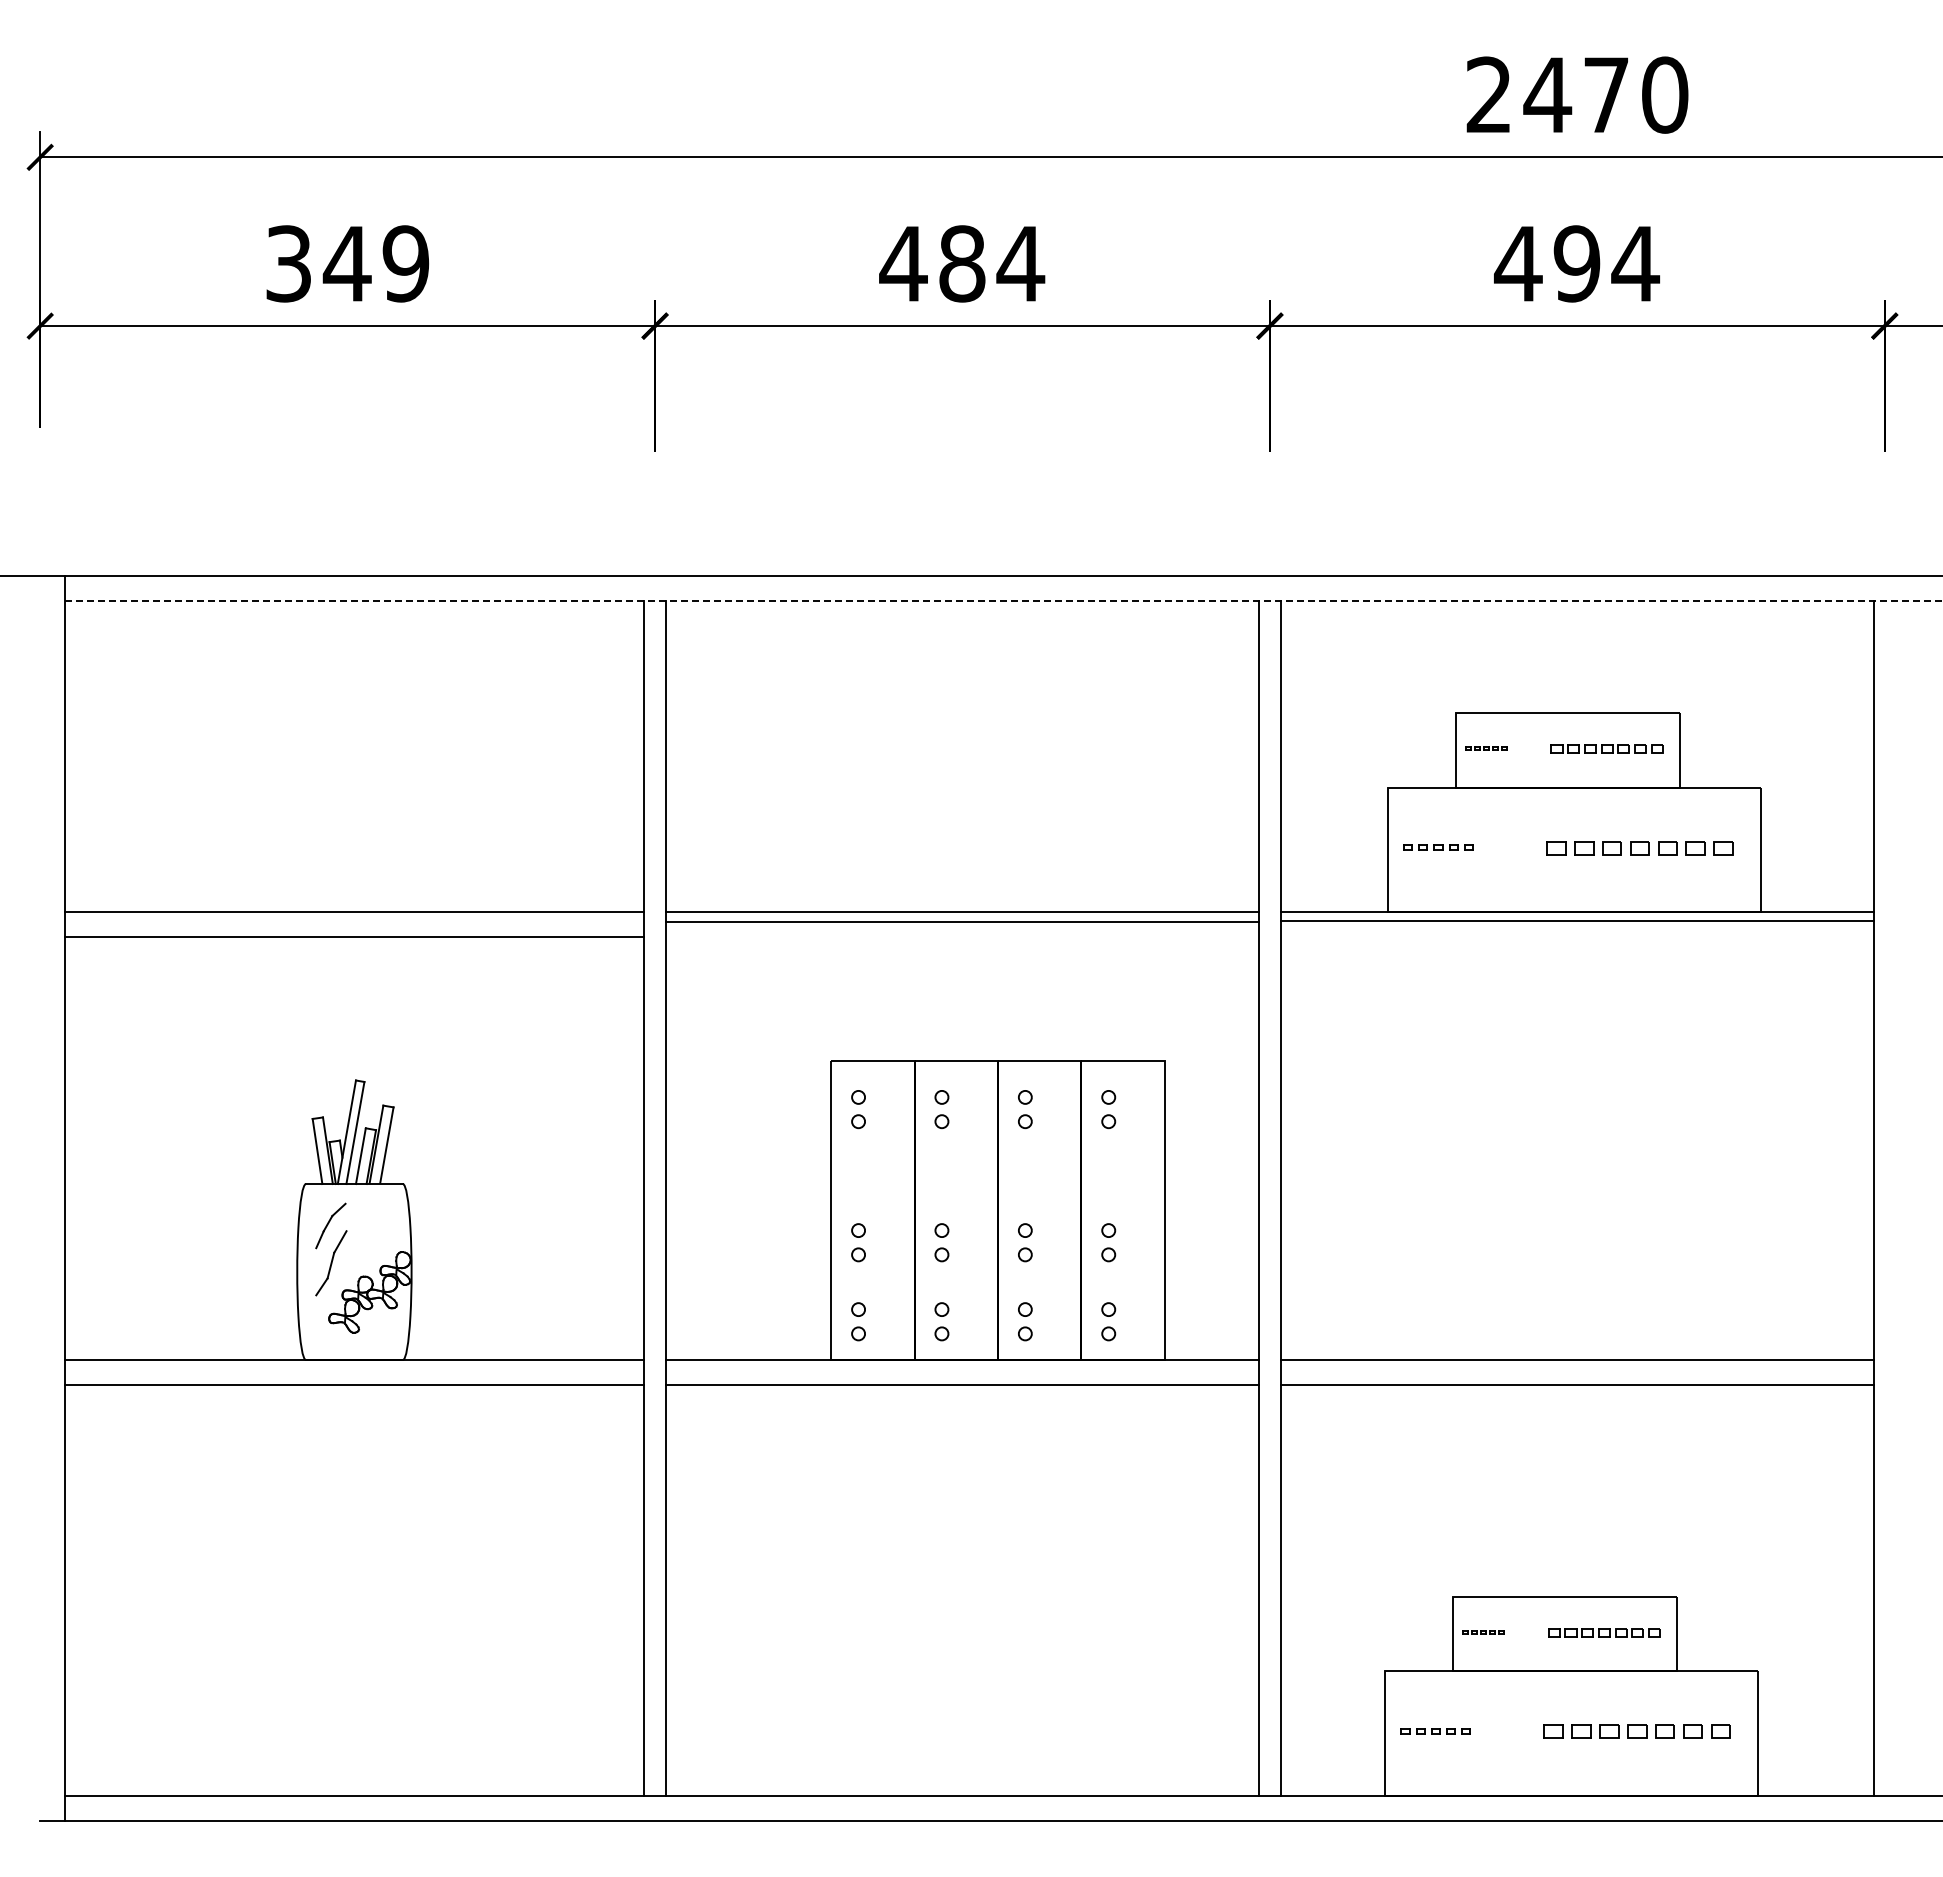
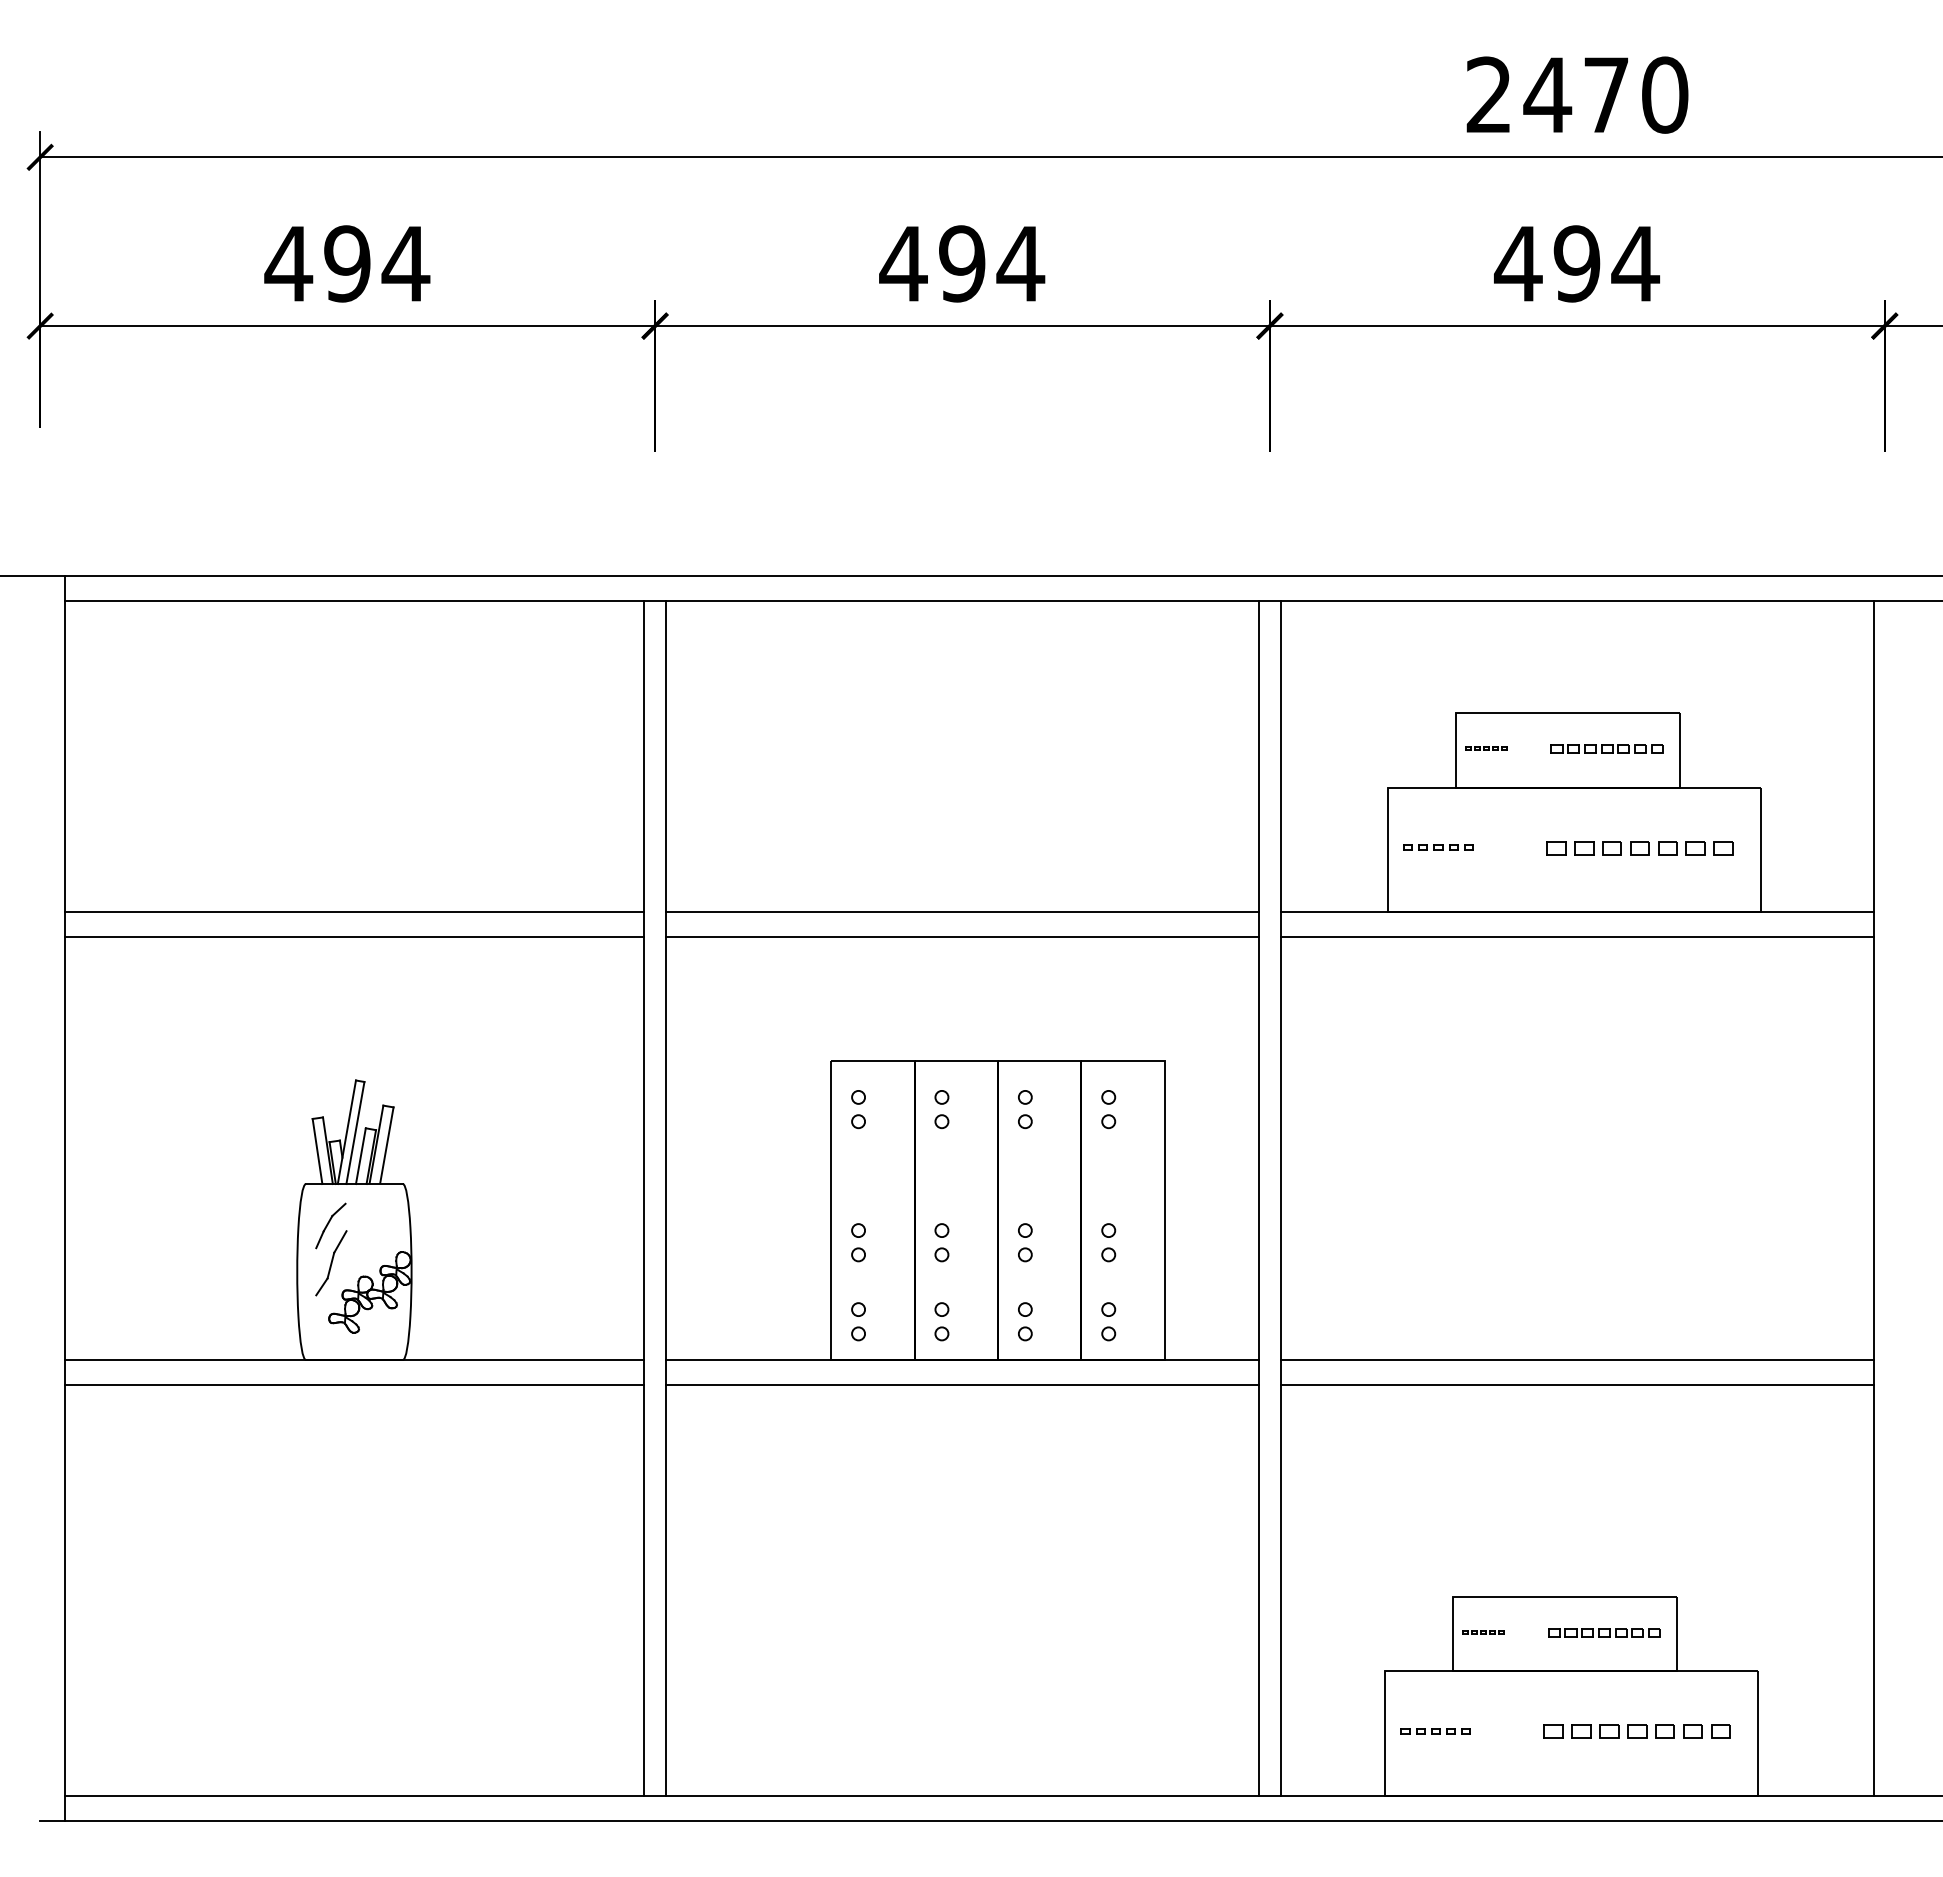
text: 349 -> 494 (347, 263)
text: 484 -> 494 (962, 263)
line: dashed -> solid (1003, 600)
line position: (1577, 920) -> (1577, 936) (1577, 936)
line position: (962, 921) -> (962, 936) (962, 936)
